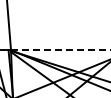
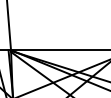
line: dashed -> solid (60, 50)
